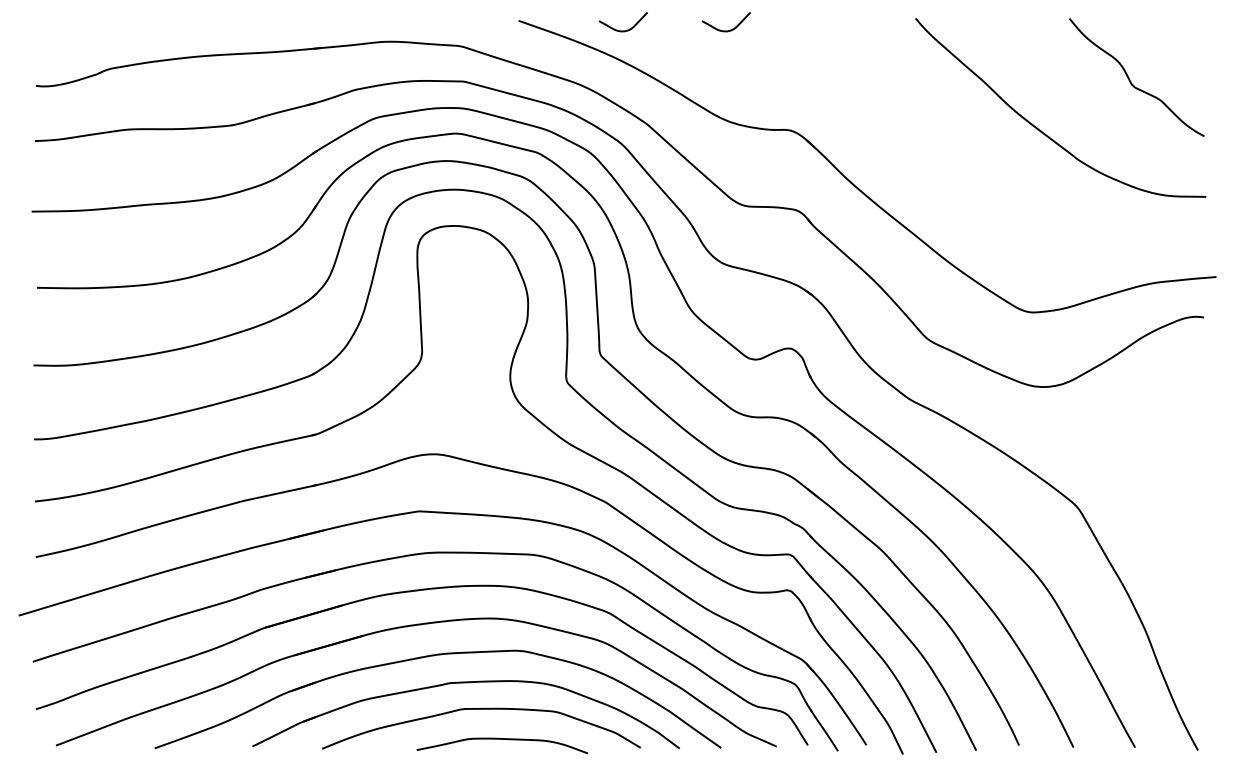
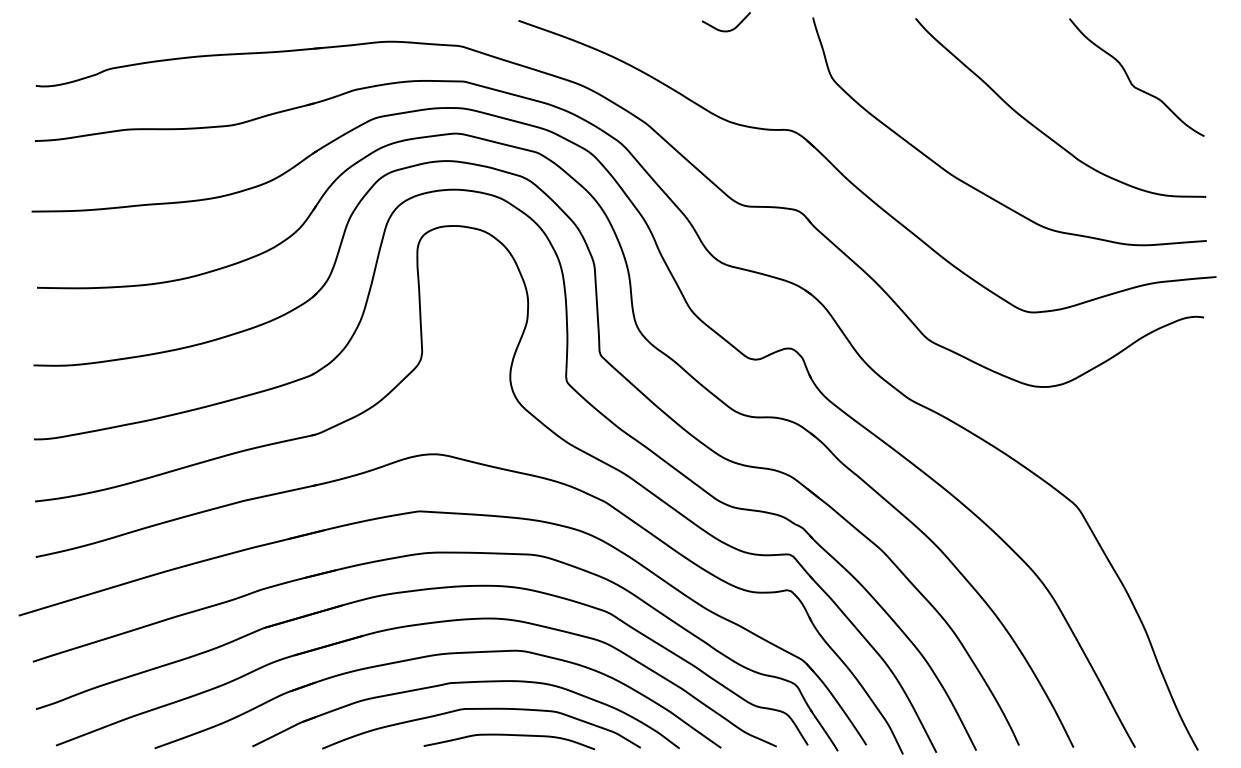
curve: present -> none (622, 30)
curve: none -> present (973, 186)
curve position: (502, 739) -> (509, 735) (509, 735)
